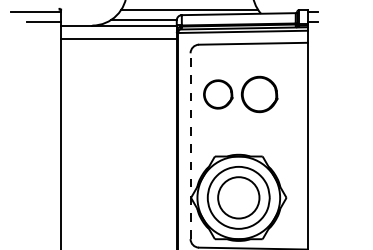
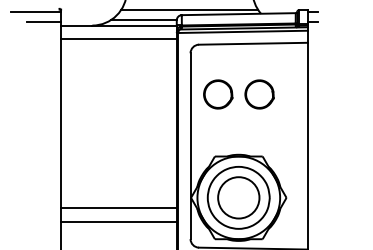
part size: 39x39 px -> 31x31 px (259, 94)
line: dashed -> solid (190, 146)
line: none -> present (118, 208)
line: none -> present (118, 221)
